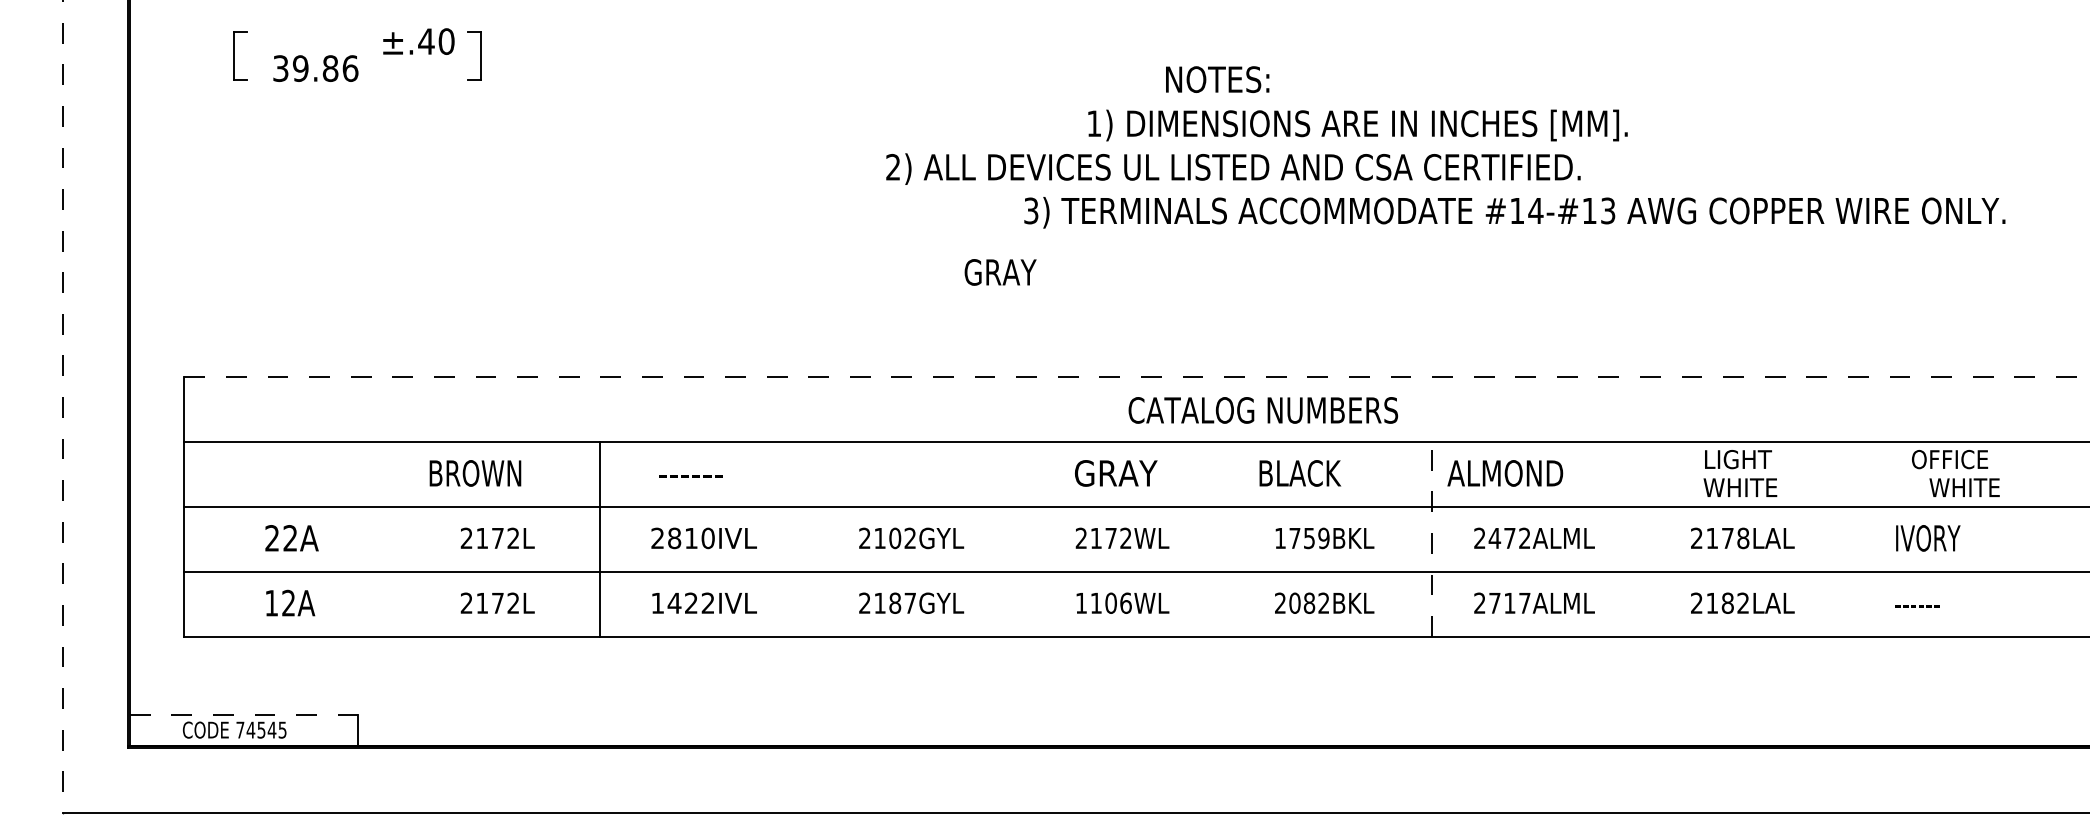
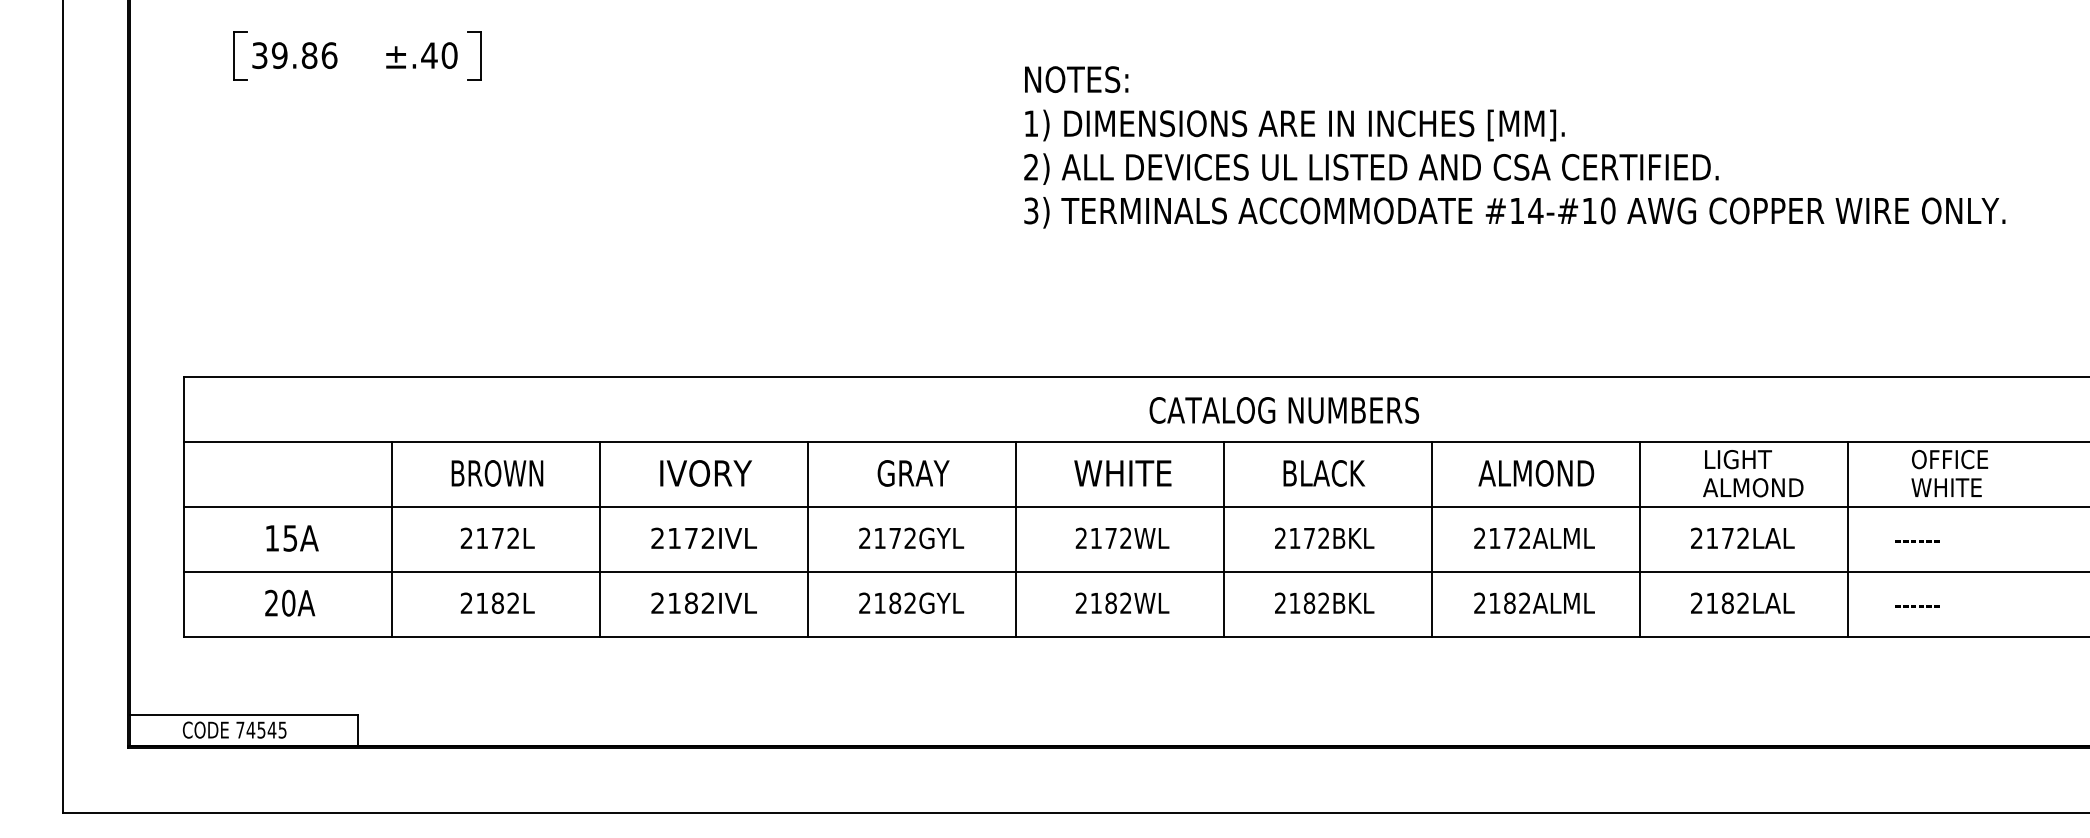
text position: (418, 41) -> (421, 55) (421, 55)
text position: (315, 68) -> (294, 55) (294, 55)
text position: (1217, 79) -> (1076, 79) (1076, 79)
text position: (1357, 125) -> (1294, 125) (1294, 125)
text position: (1233, 168) -> (1371, 168) (1371, 168)
text: #14-#13 -> #14-#10 (1608, 210)
text position: (1000, 272) -> (913, 473) (913, 473)
line: dashed -> solid (1137, 377)
line: dashed -> solid (62, 407)
text position: (1263, 410) -> (1284, 410) (1284, 410)
text position: (475, 473) -> (497, 473) (497, 473)
text: ------ -> IVORY (705, 473)
text: GRAY -> WHITE (1122, 473)
text position: (1300, 473) -> (1324, 473) (1324, 473)
text position: (1505, 473) -> (1536, 473) (1536, 473)
text: WHITE -> ALMOND (1753, 487)
text position: (1964, 487) -> (1946, 487) (1946, 487)
text: 22A -> 15A (281, 538)
text: 2810IVL -> 2172IVL (691, 538)
text: 2102GYL -> 2172GYL (895, 538)
text: 1759BKL -> 2172BKL (1302, 538)
text: 2472ALML -> 2172ALML (1494, 538)
text: 2178LAL -> 2172LAL (1743, 538)
text: IVORY -> ------ (1927, 538)
line: none -> present (392, 539)
line: none -> present (808, 539)
line: none -> present (1016, 539)
line: none -> present (1224, 539)
line: dashed -> solid (1432, 539)
line: none -> present (1640, 539)
line: none -> present (1848, 539)
text: 12A -> 20A (280, 602)
text: 2172L -> 2182L (497, 602)
text: 1422IVL -> 2182IVL (674, 602)
text: 2187GYL -> 2182GYL (909, 602)
text: 1106WL -> 2182WL (1103, 602)
text: 2082BKL -> 2182BKL (1294, 602)
text: 2717ALML -> 2182ALML (1509, 602)
line: dashed -> solid (244, 714)
